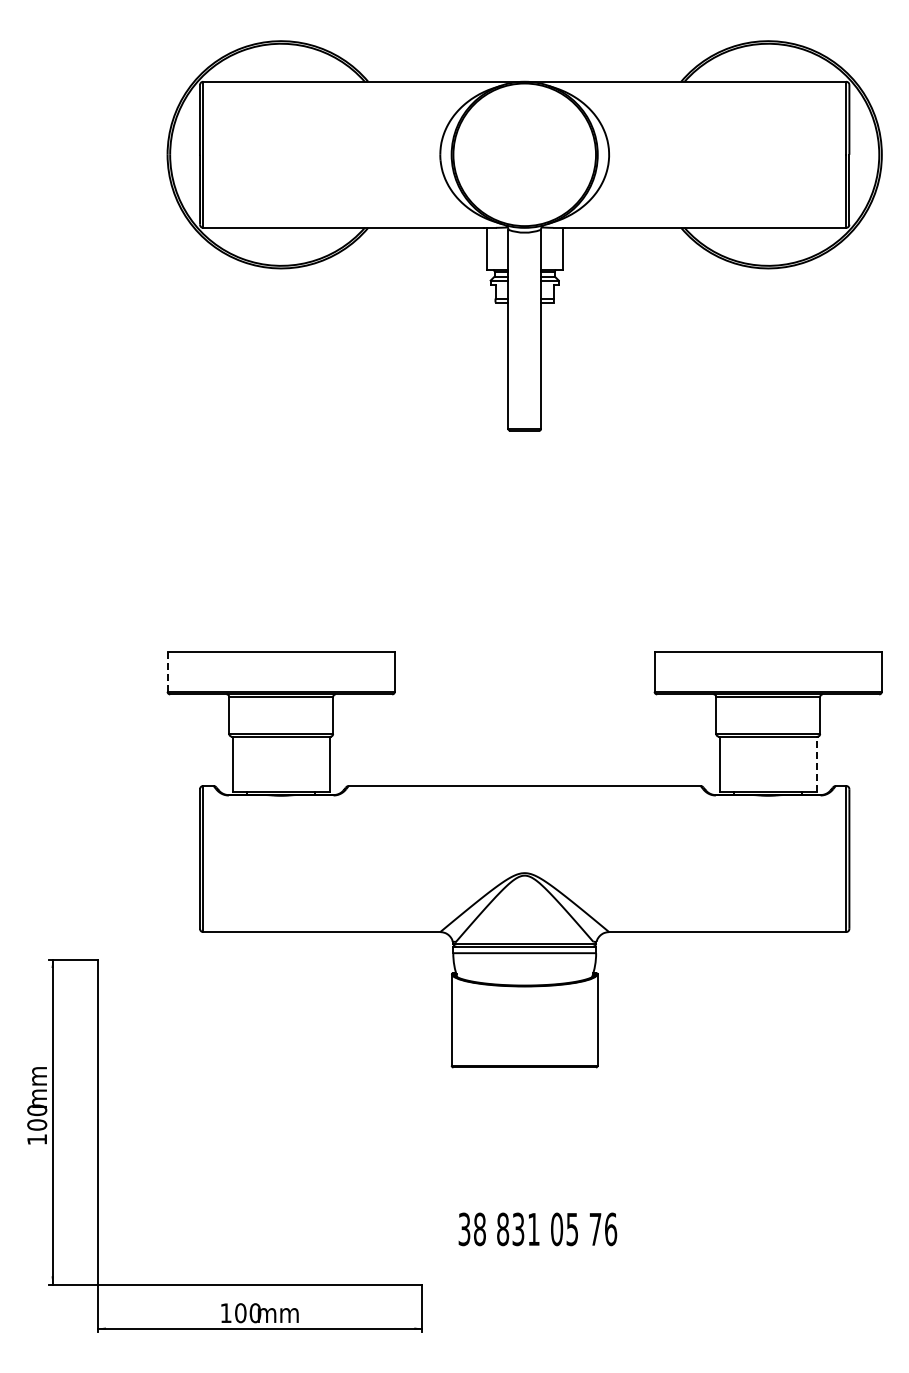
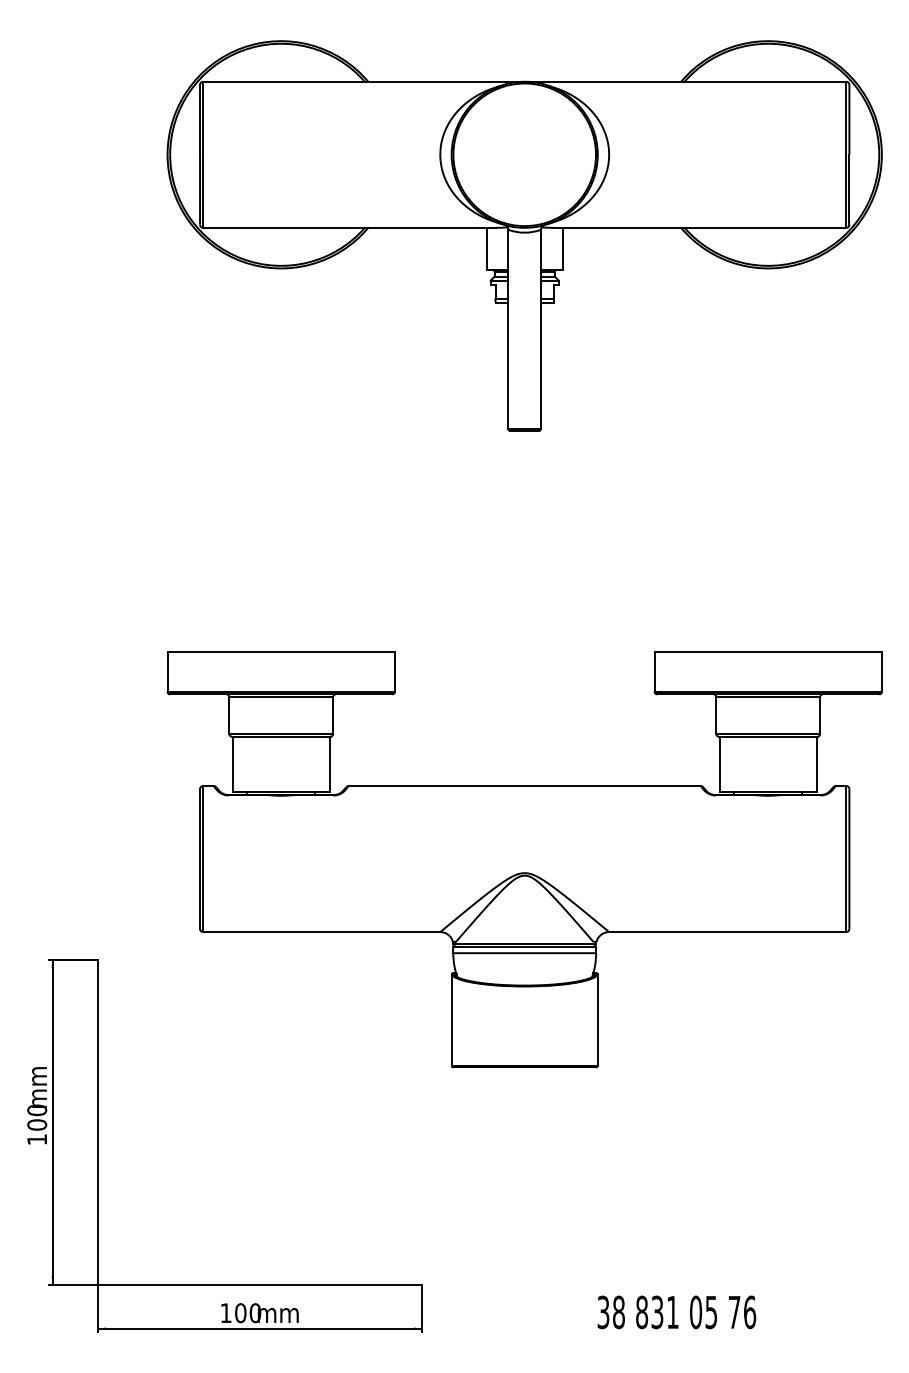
line: dashed -> solid (167, 672)
line: dashed -> solid (816, 764)
text position: (537, 1229) -> (676, 1312) (676, 1312)
